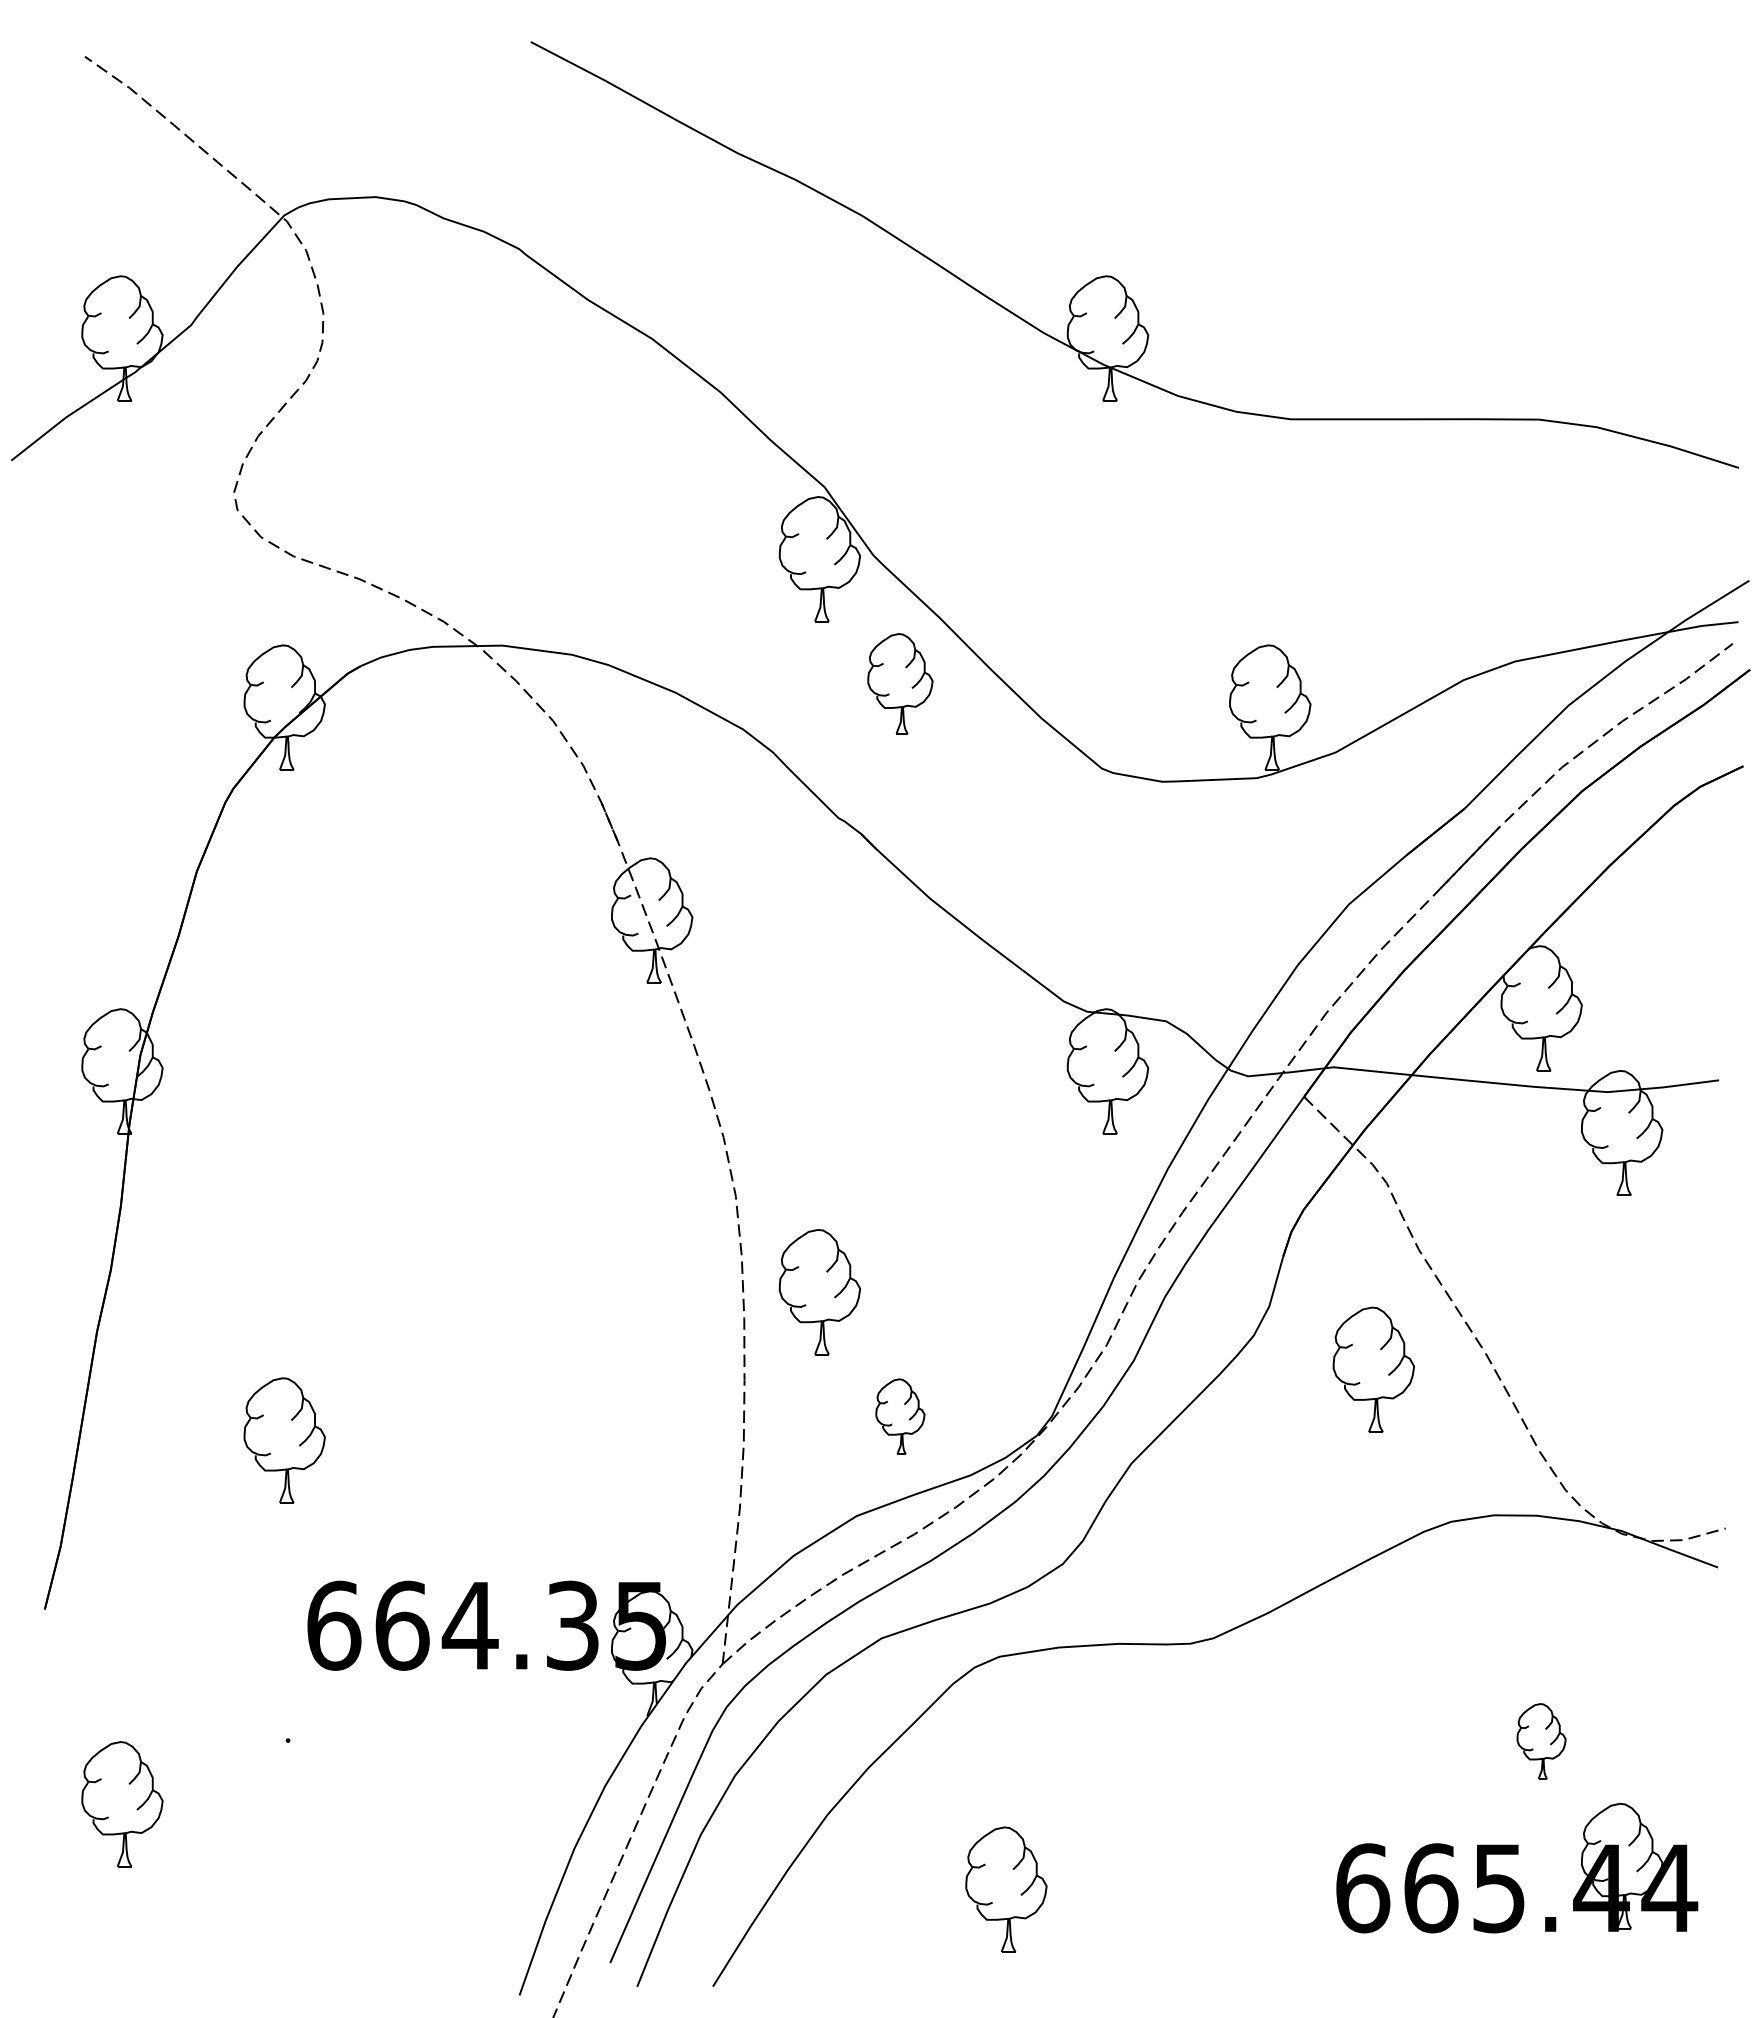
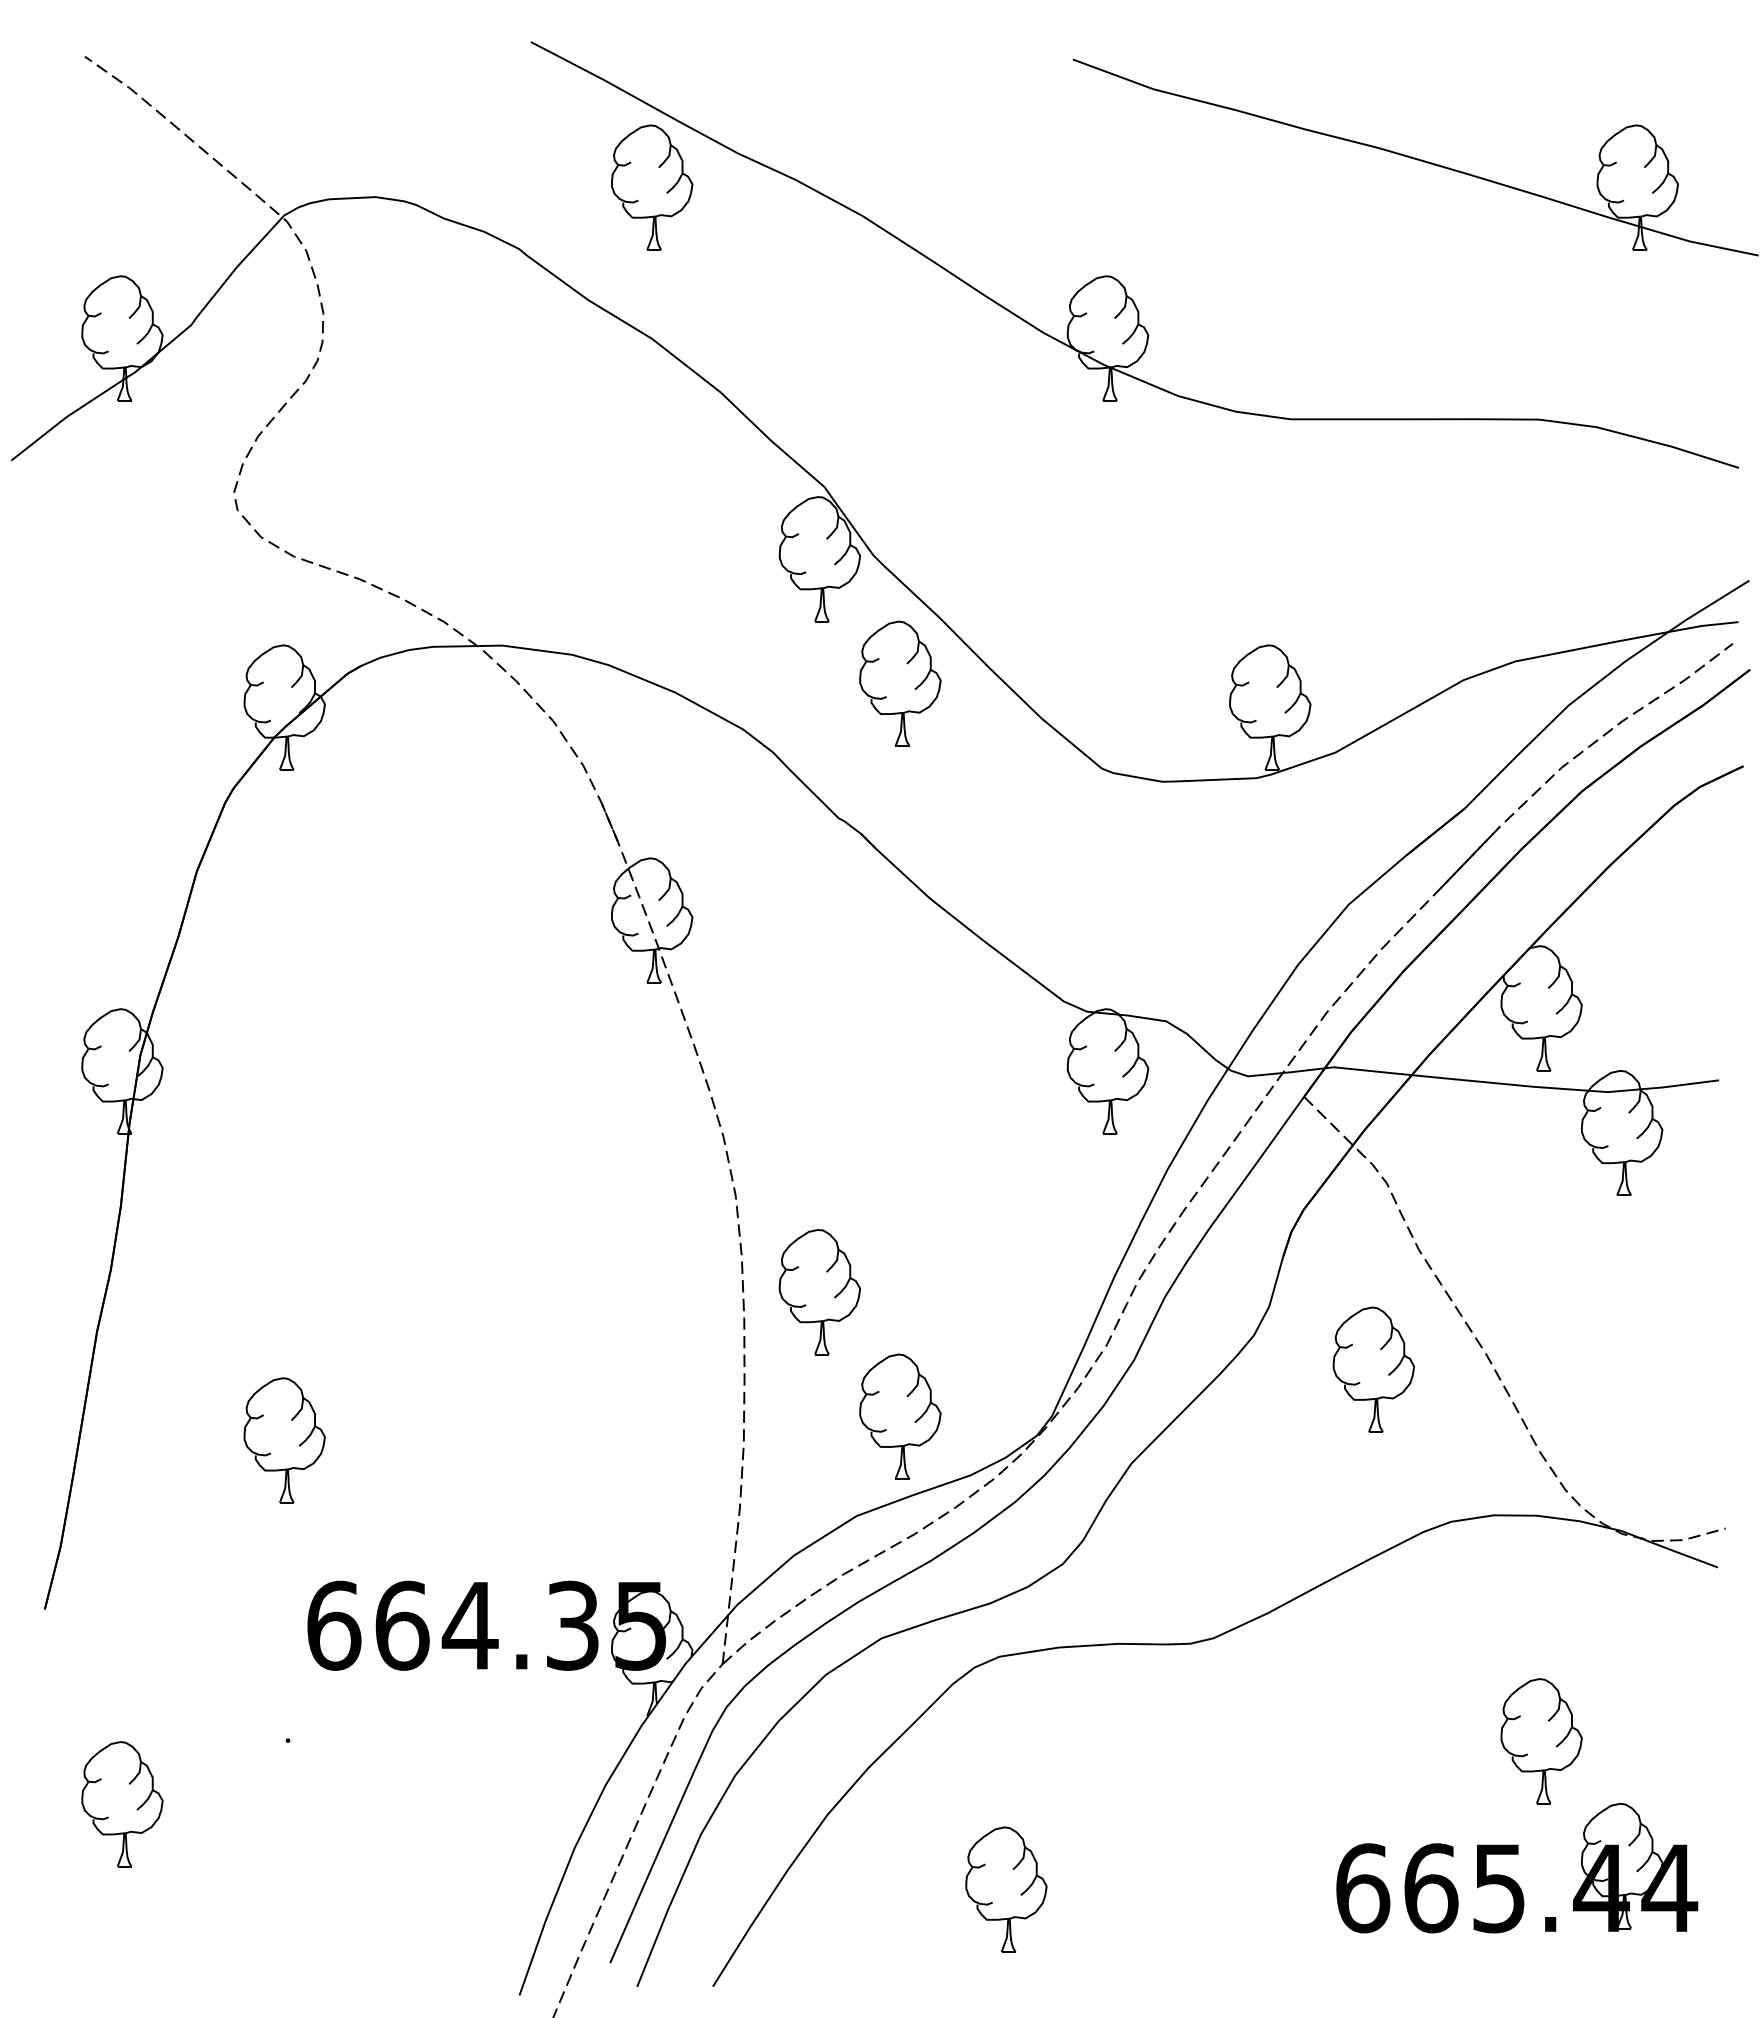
part: none -> present (1415, 157)
part: none -> present (652, 187)
part size: 67x102 px -> 83x127 px (900, 683)
part size: 51x77 px -> 83x127 px (900, 1416)
part size: 51x77 px -> 83x127 px (1541, 1741)
